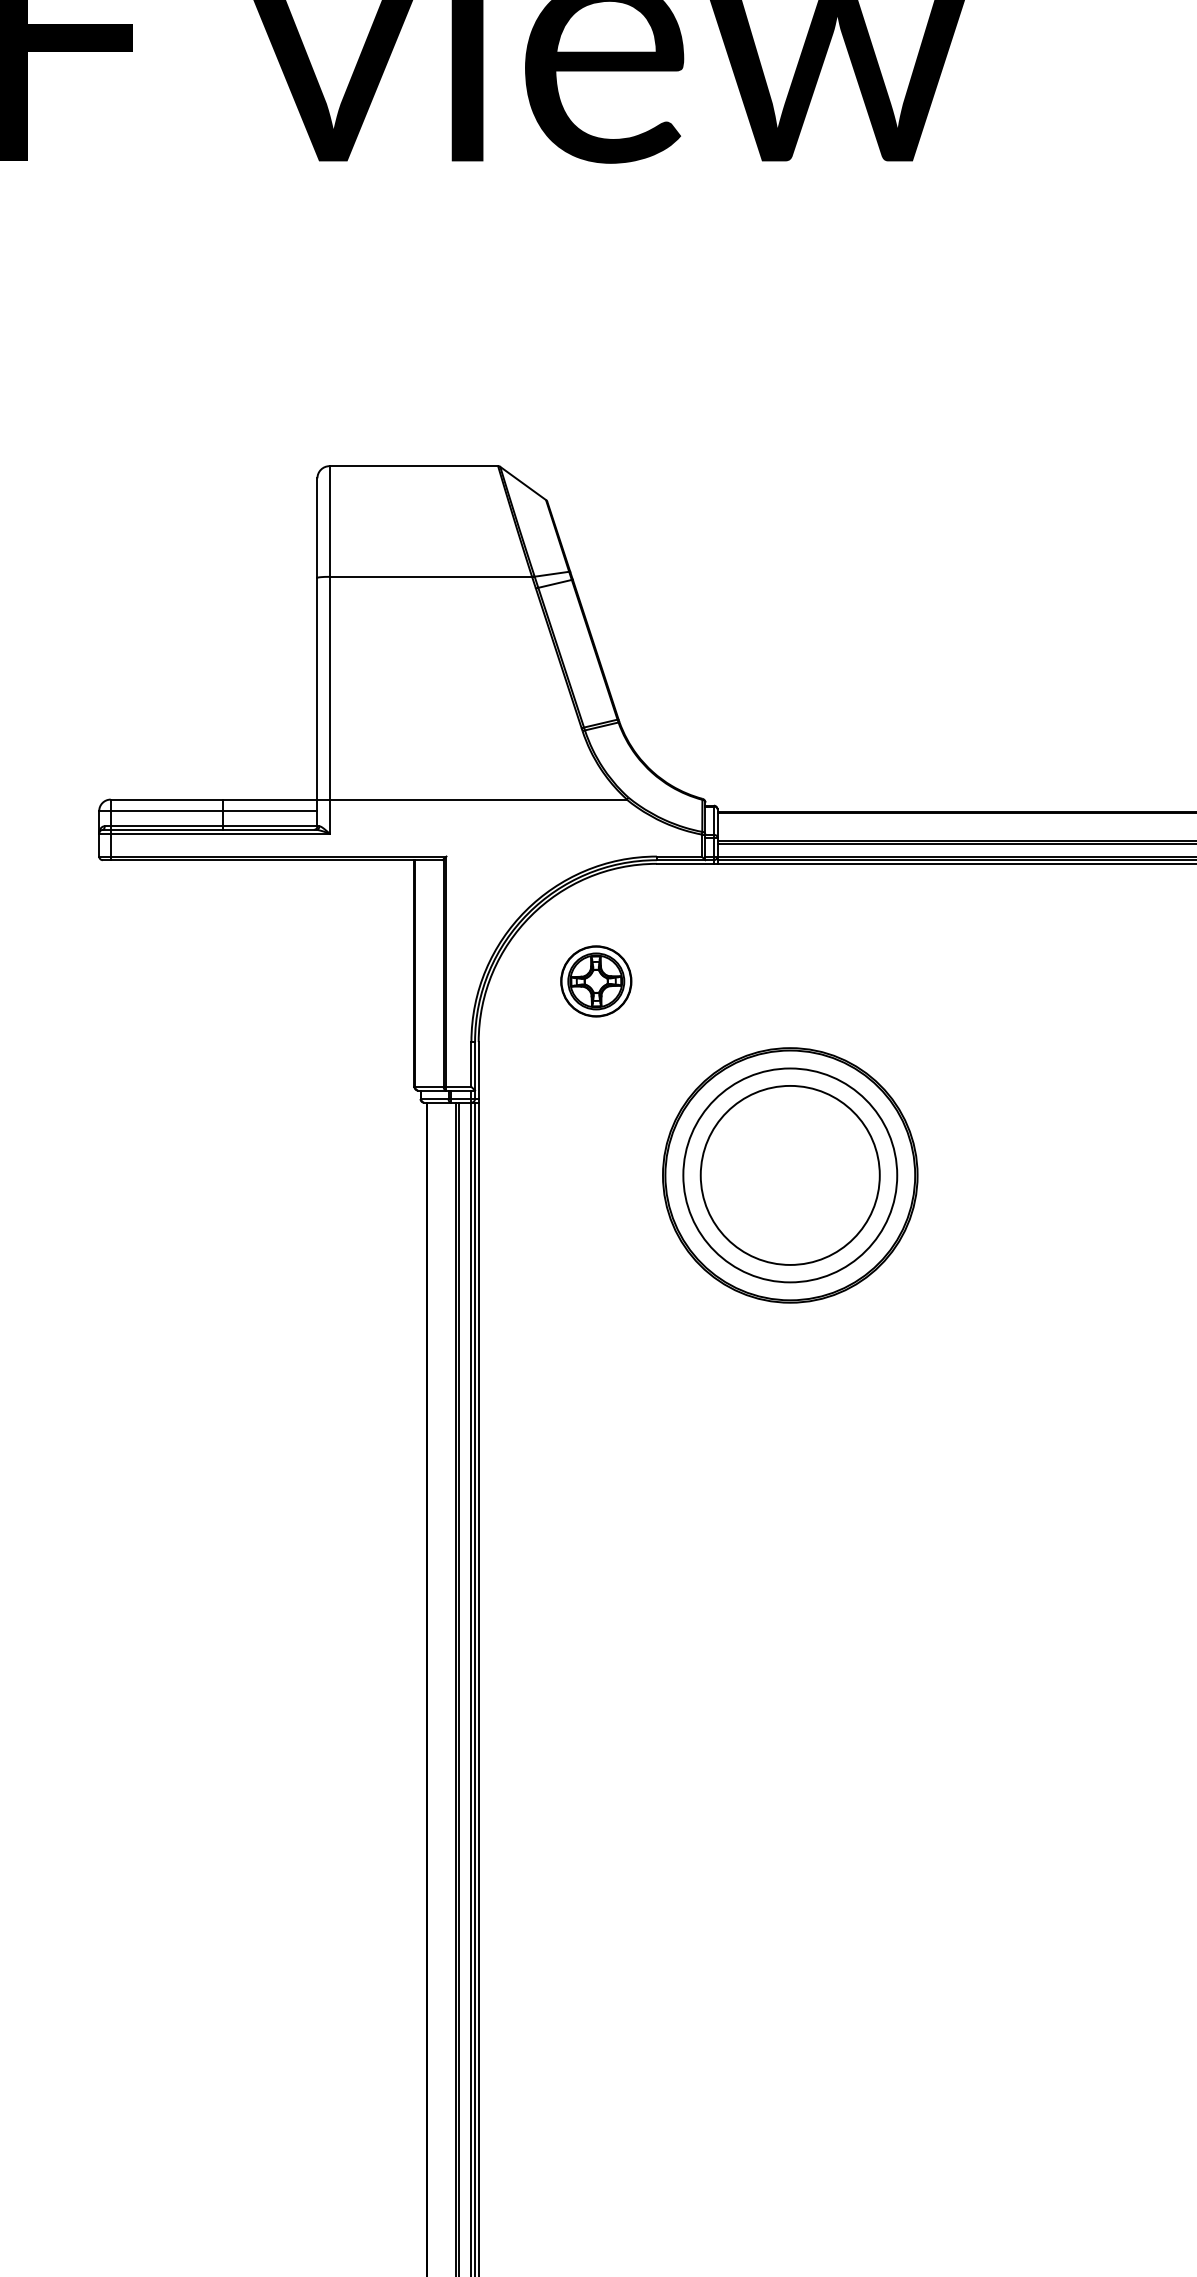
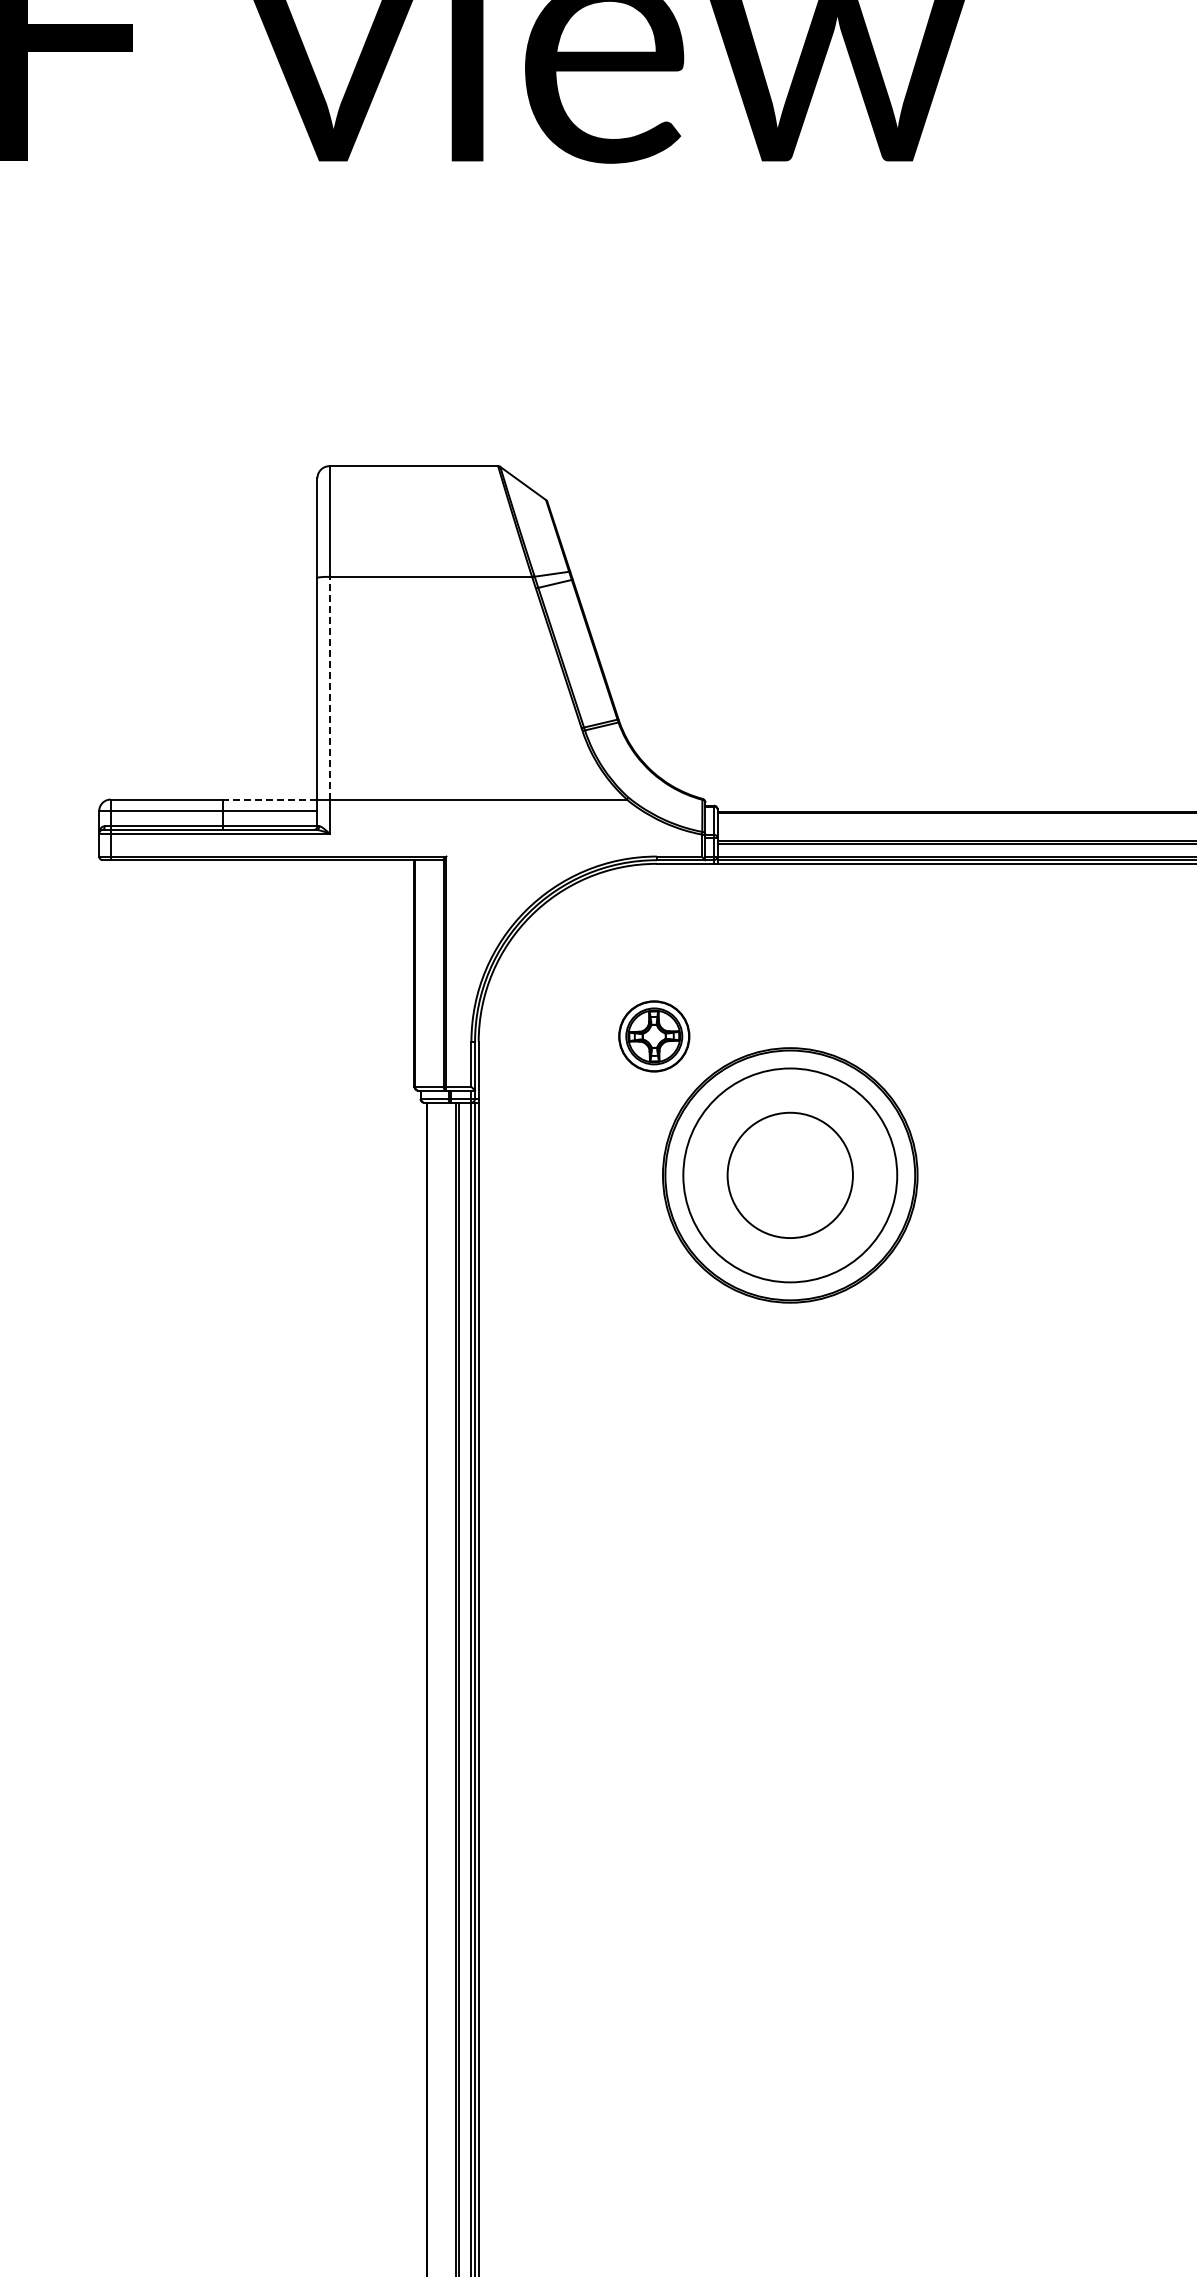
line: solid -> dashed (329, 687)
line: solid -> dashed (270, 799)
part position: (596, 981) -> (654, 1036) (654, 1036)
circle diameter: 179 px -> 125 px (789, 1175)
